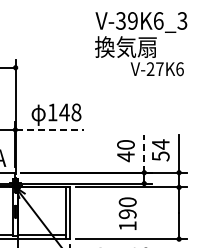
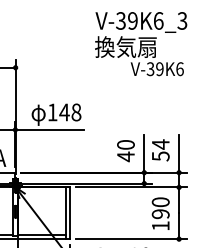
text: V-27K6 -> V-39K6 (154, 69)
line: dashed -> solid (50, 129)
line: dashed -> solid (144, 154)
text position: (127, 213) -> (160, 213) (160, 213)
